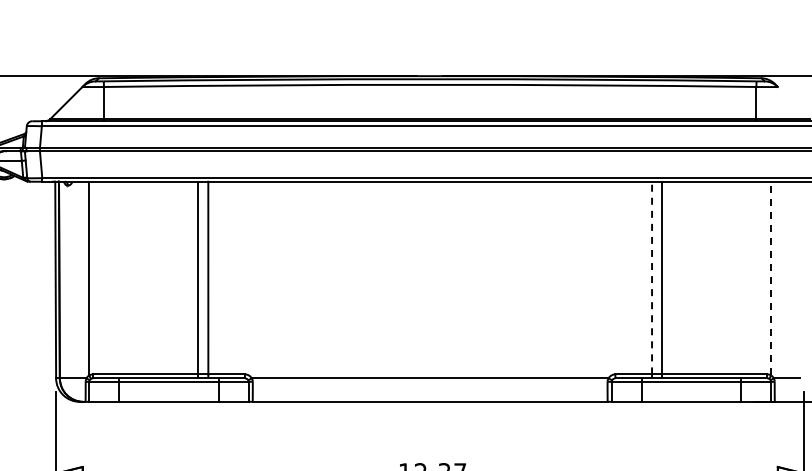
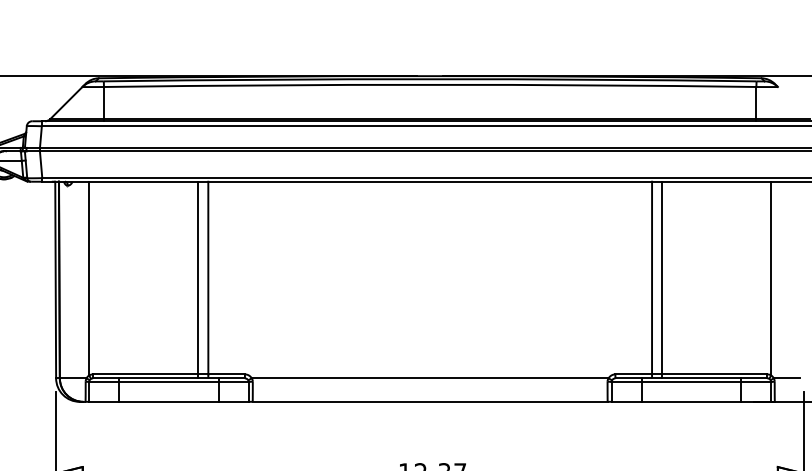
line: dashed -> solid (652, 277)
line: dashed -> solid (771, 278)
